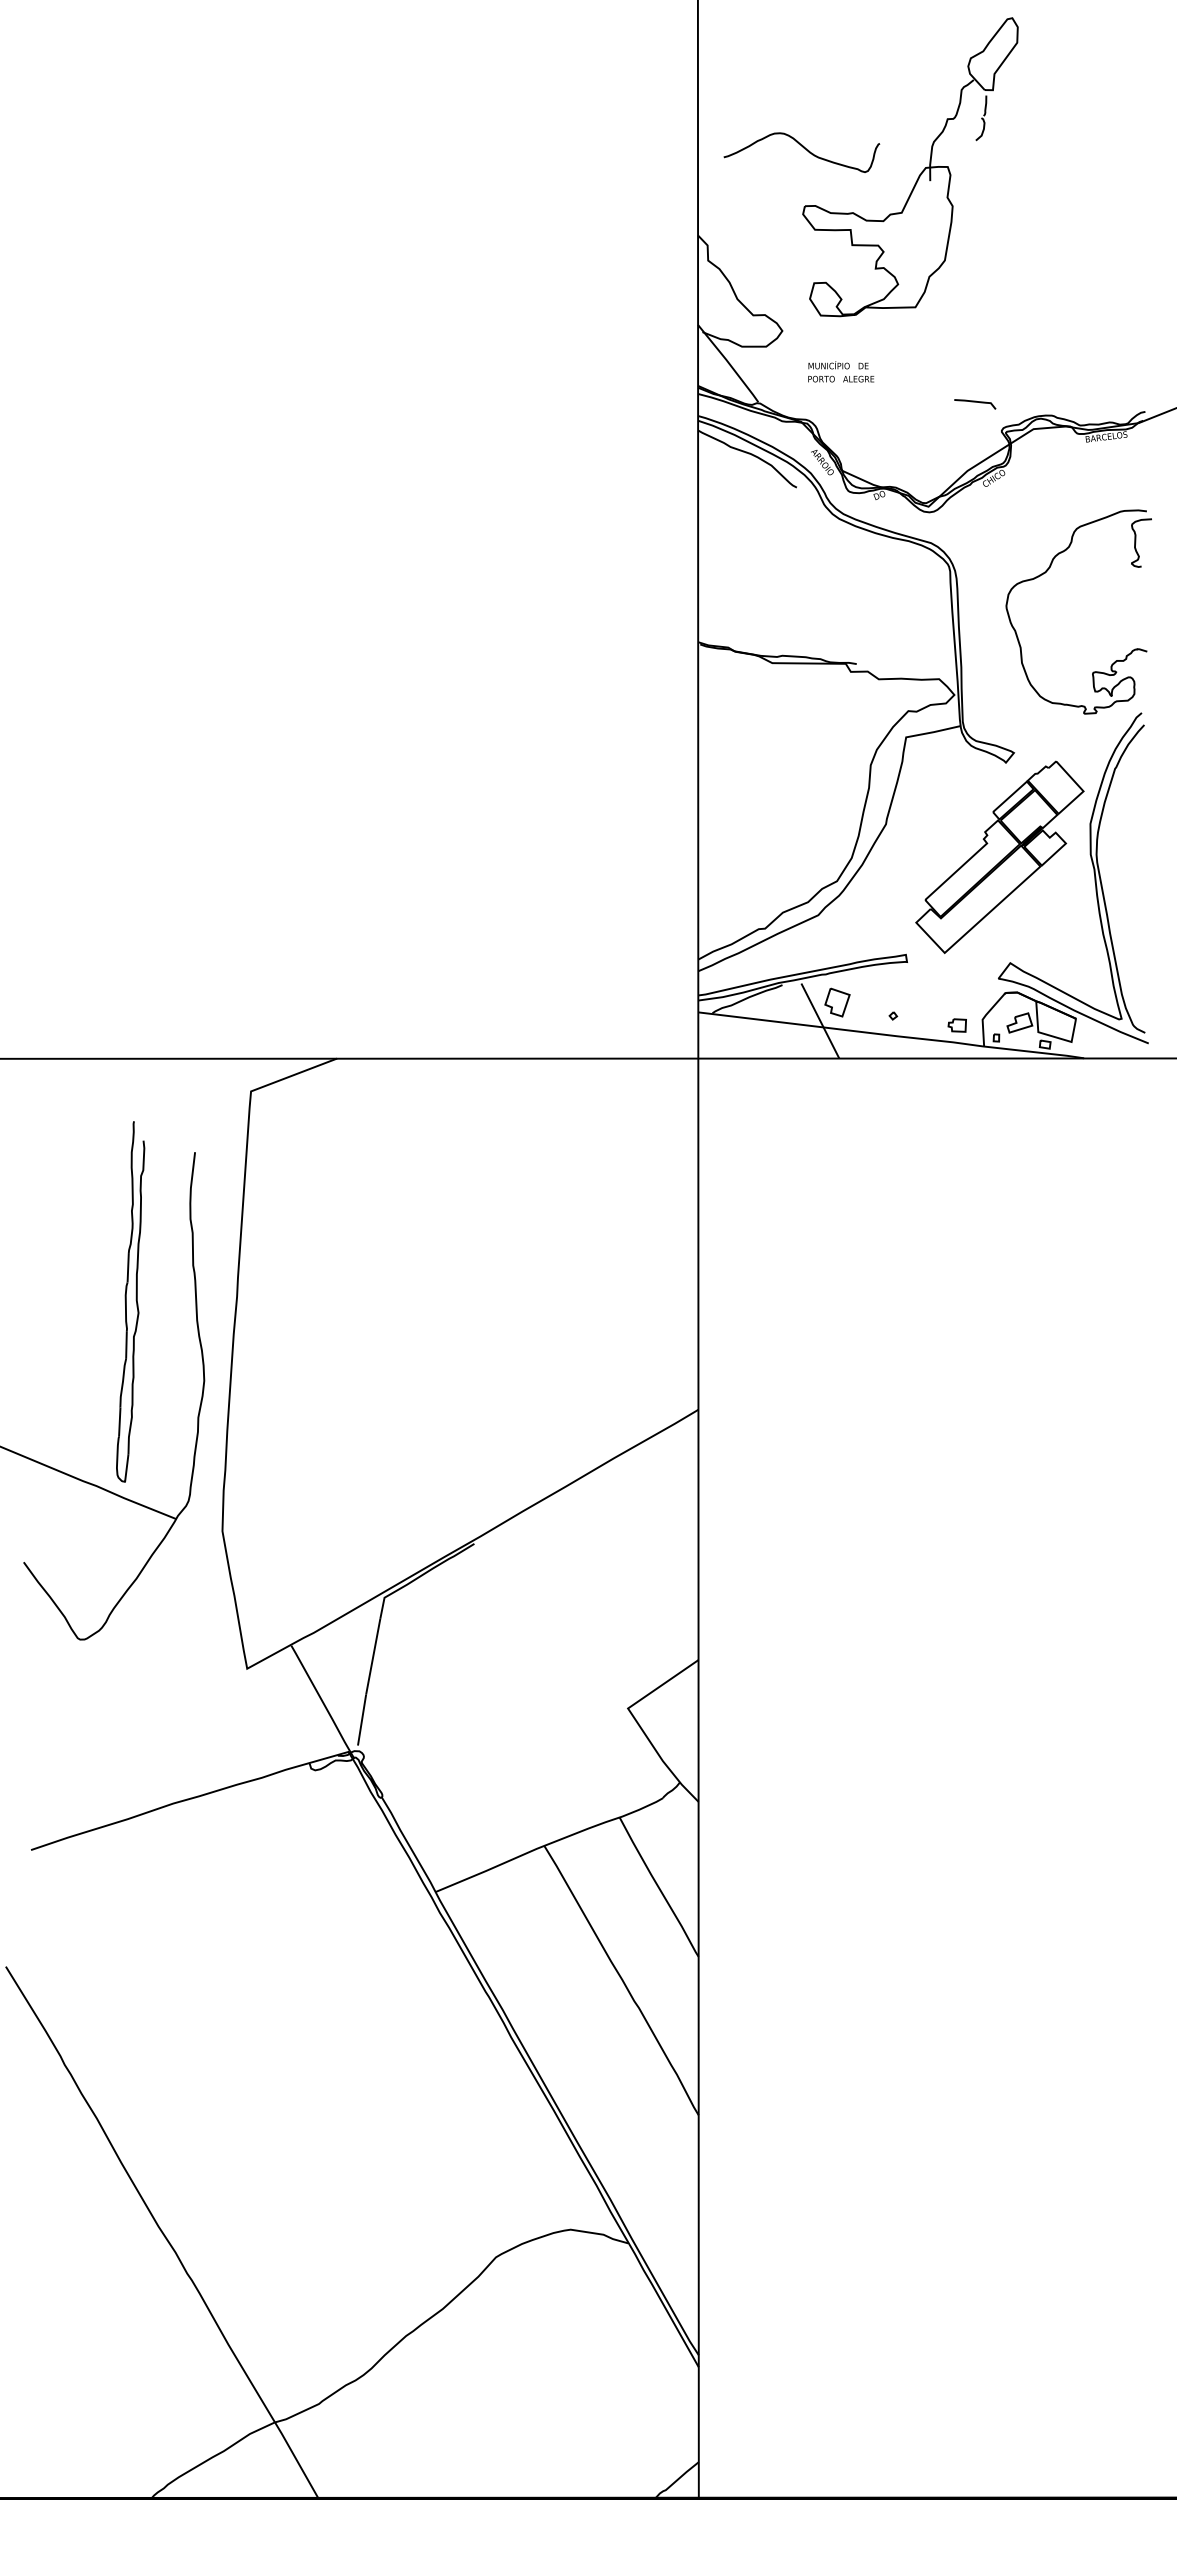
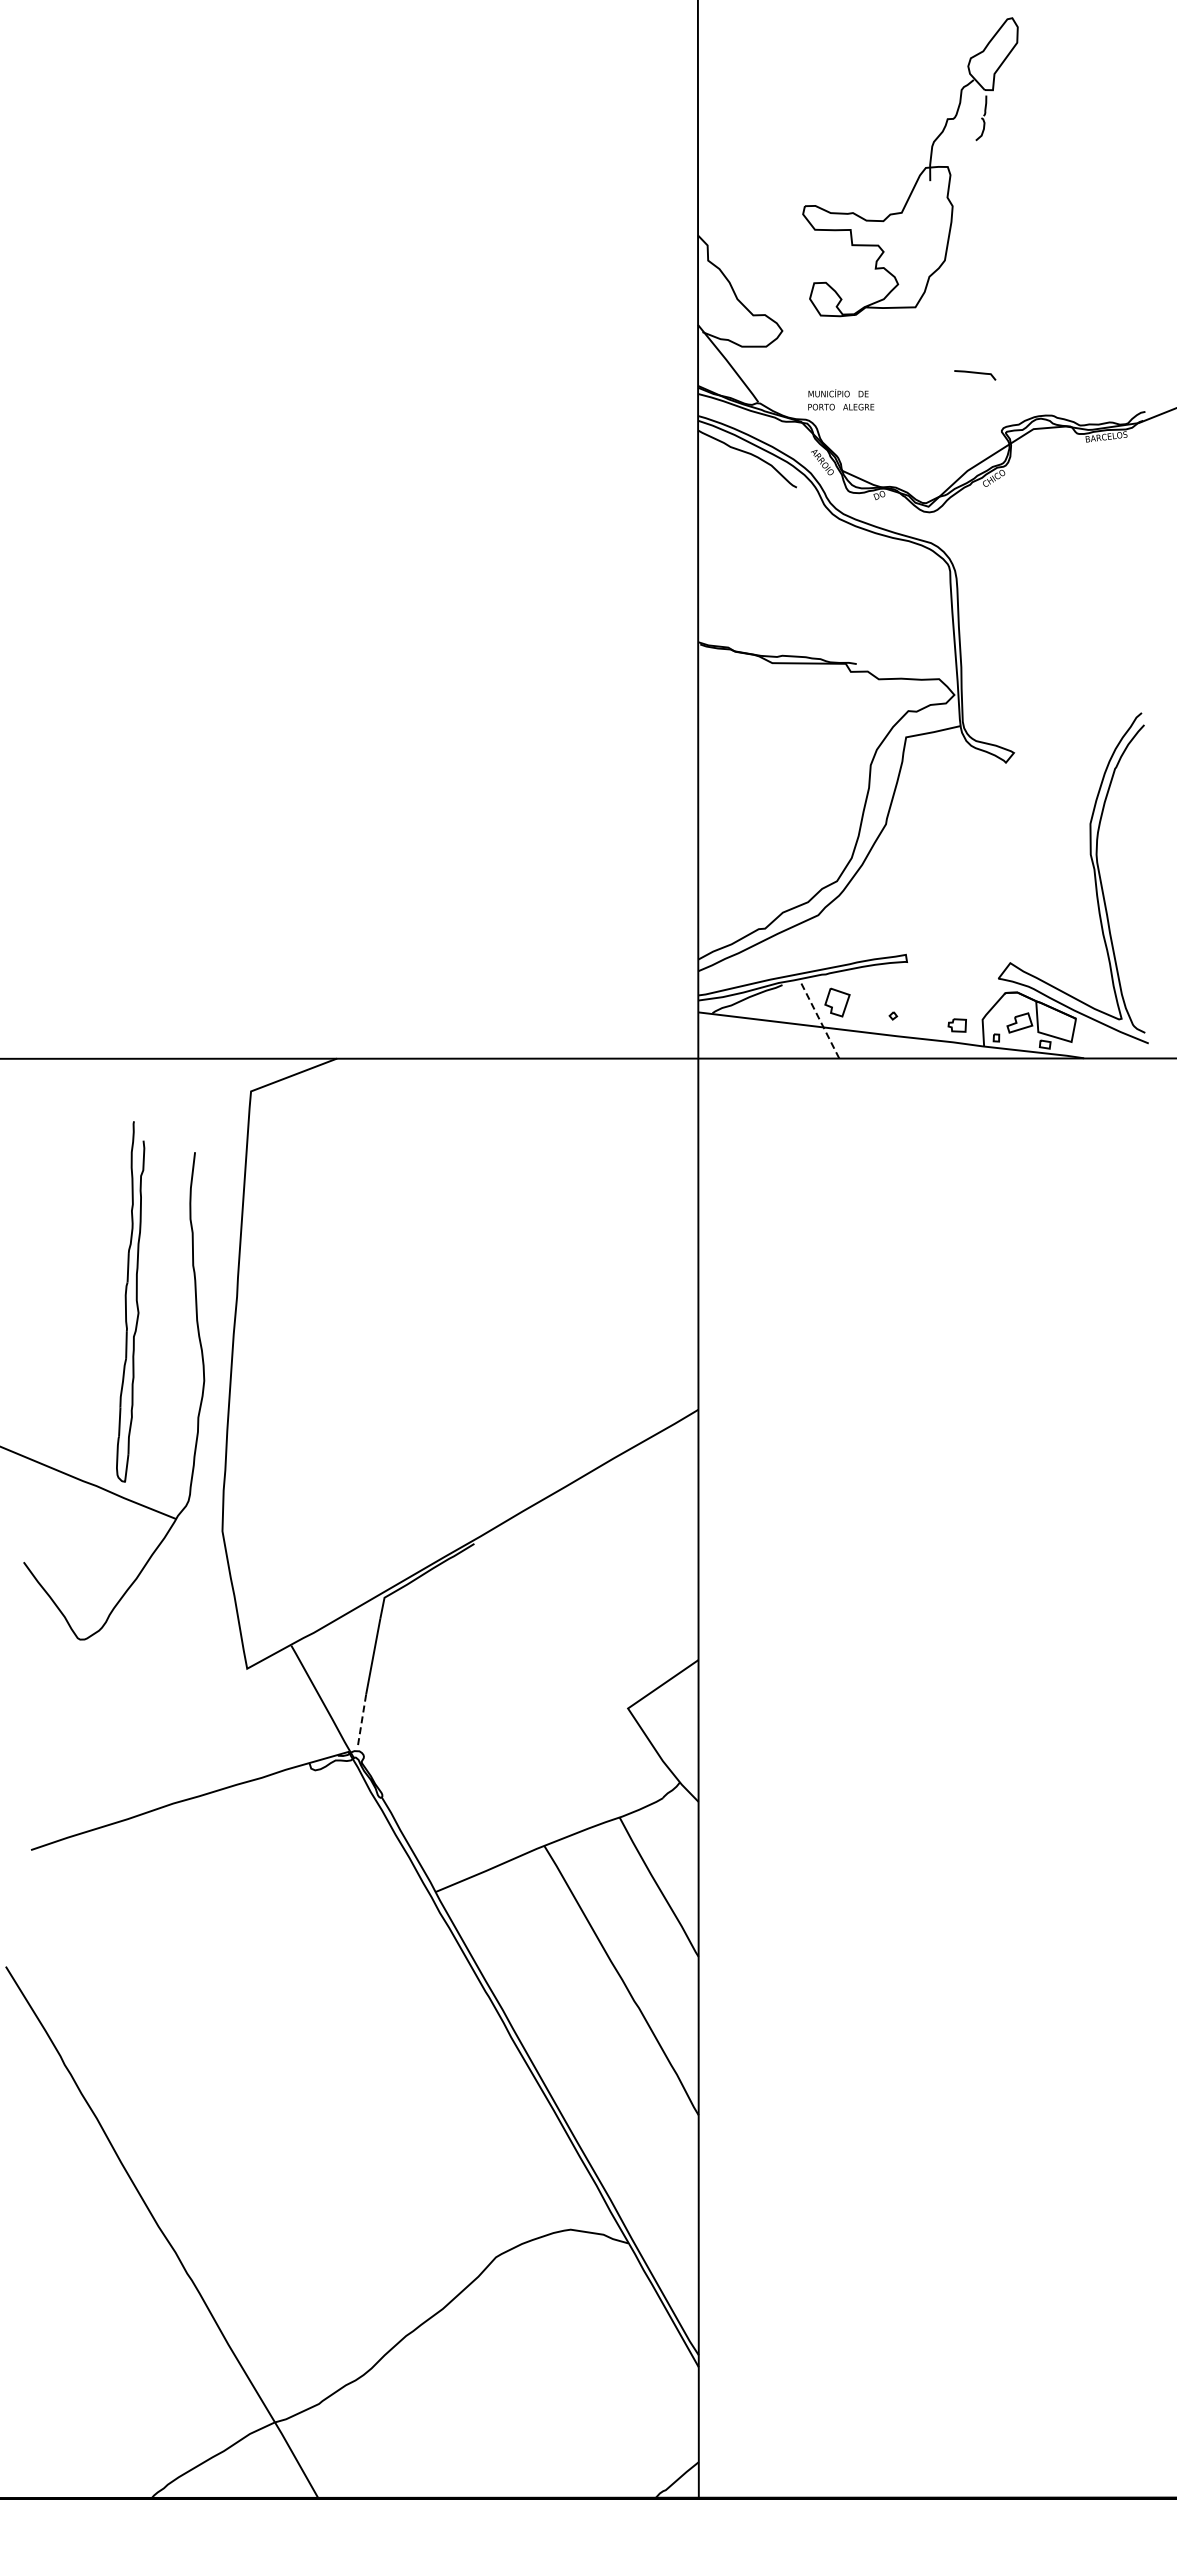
curve: present -> none (804, 149)
text position: (841, 371) -> (841, 399) (841, 399)
curve position: (975, 402) -> (975, 373) (975, 373)
part: present -> none (1045, 573)
part: present -> none (999, 856)
line: solid -> dashed (820, 1020)
line: solid -> dashed (362, 1720)
